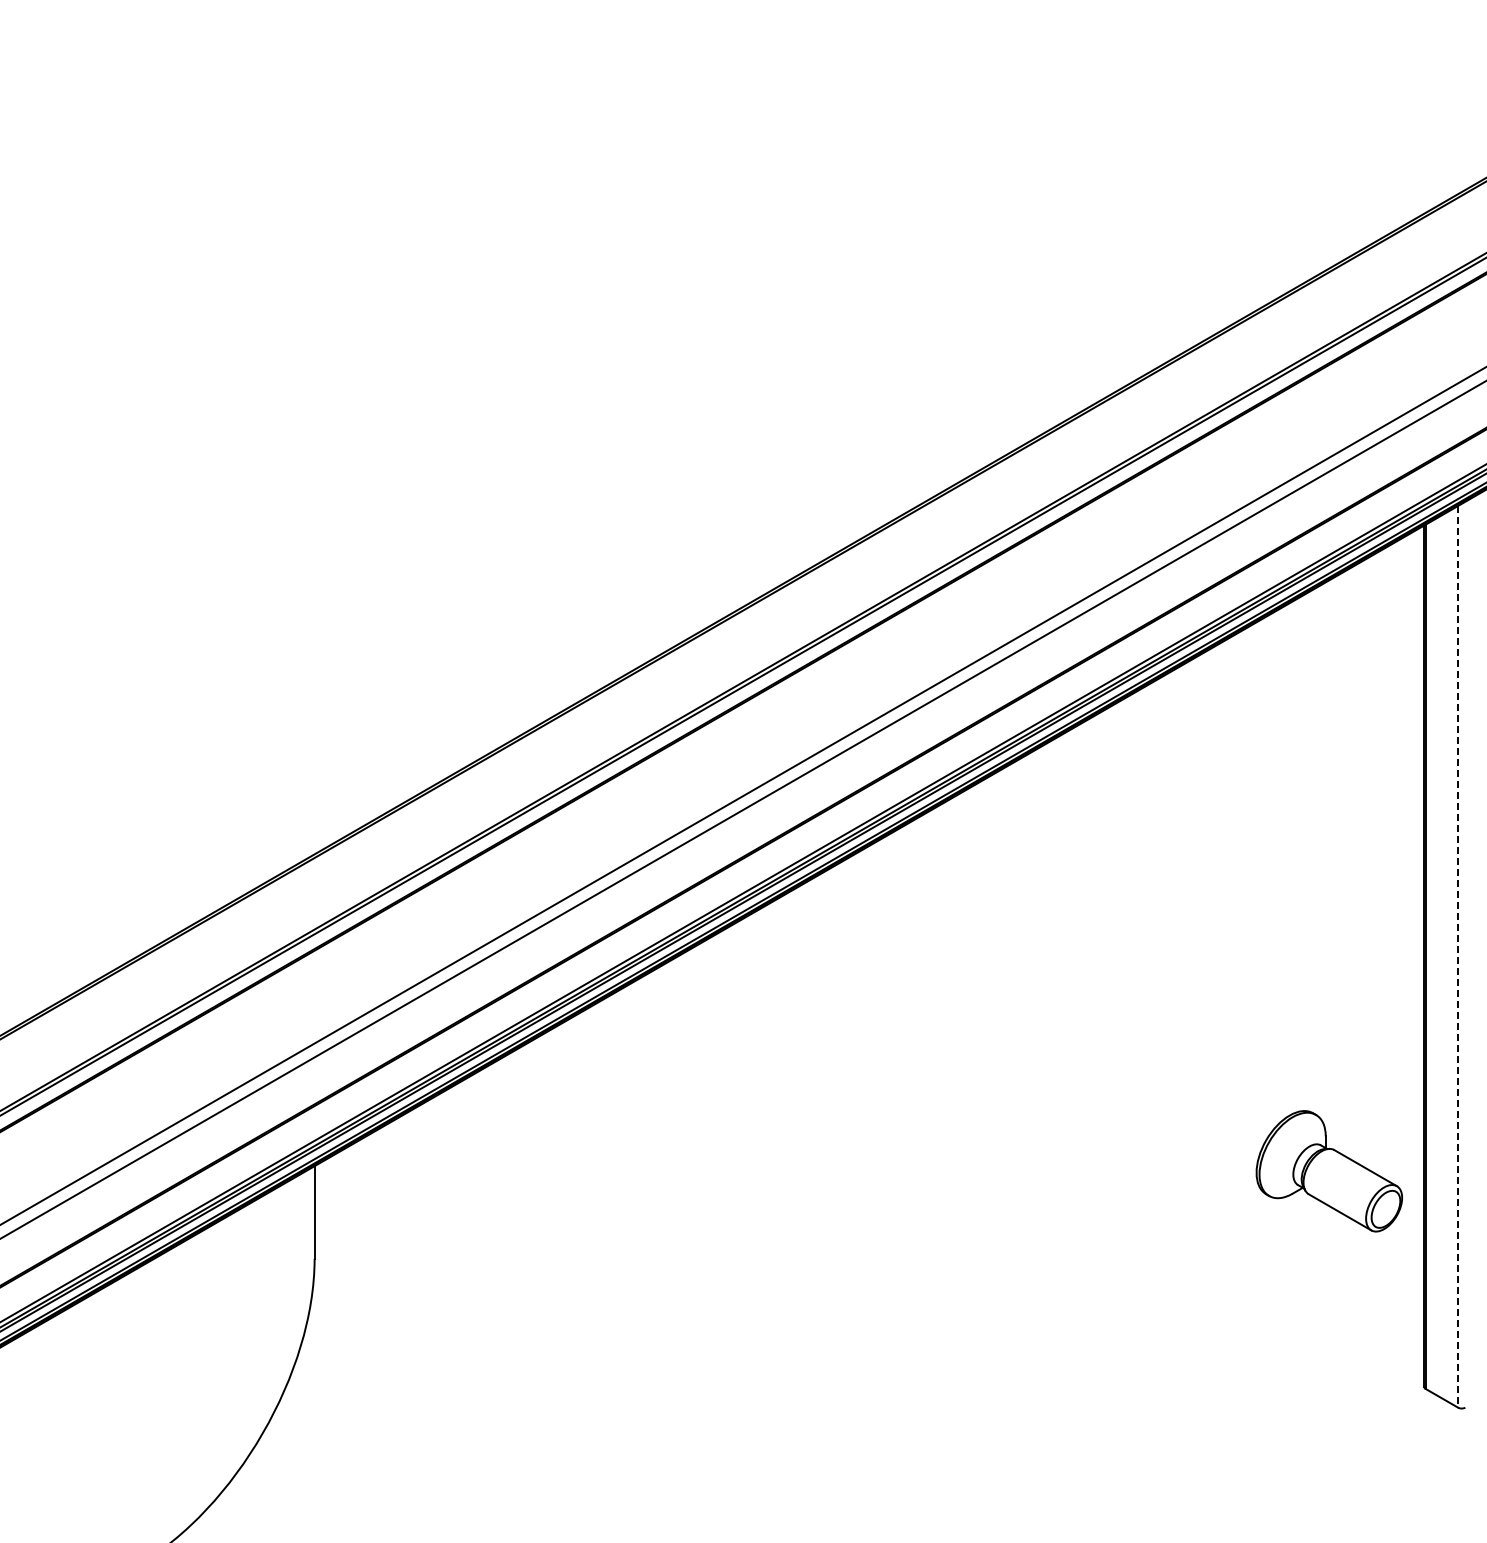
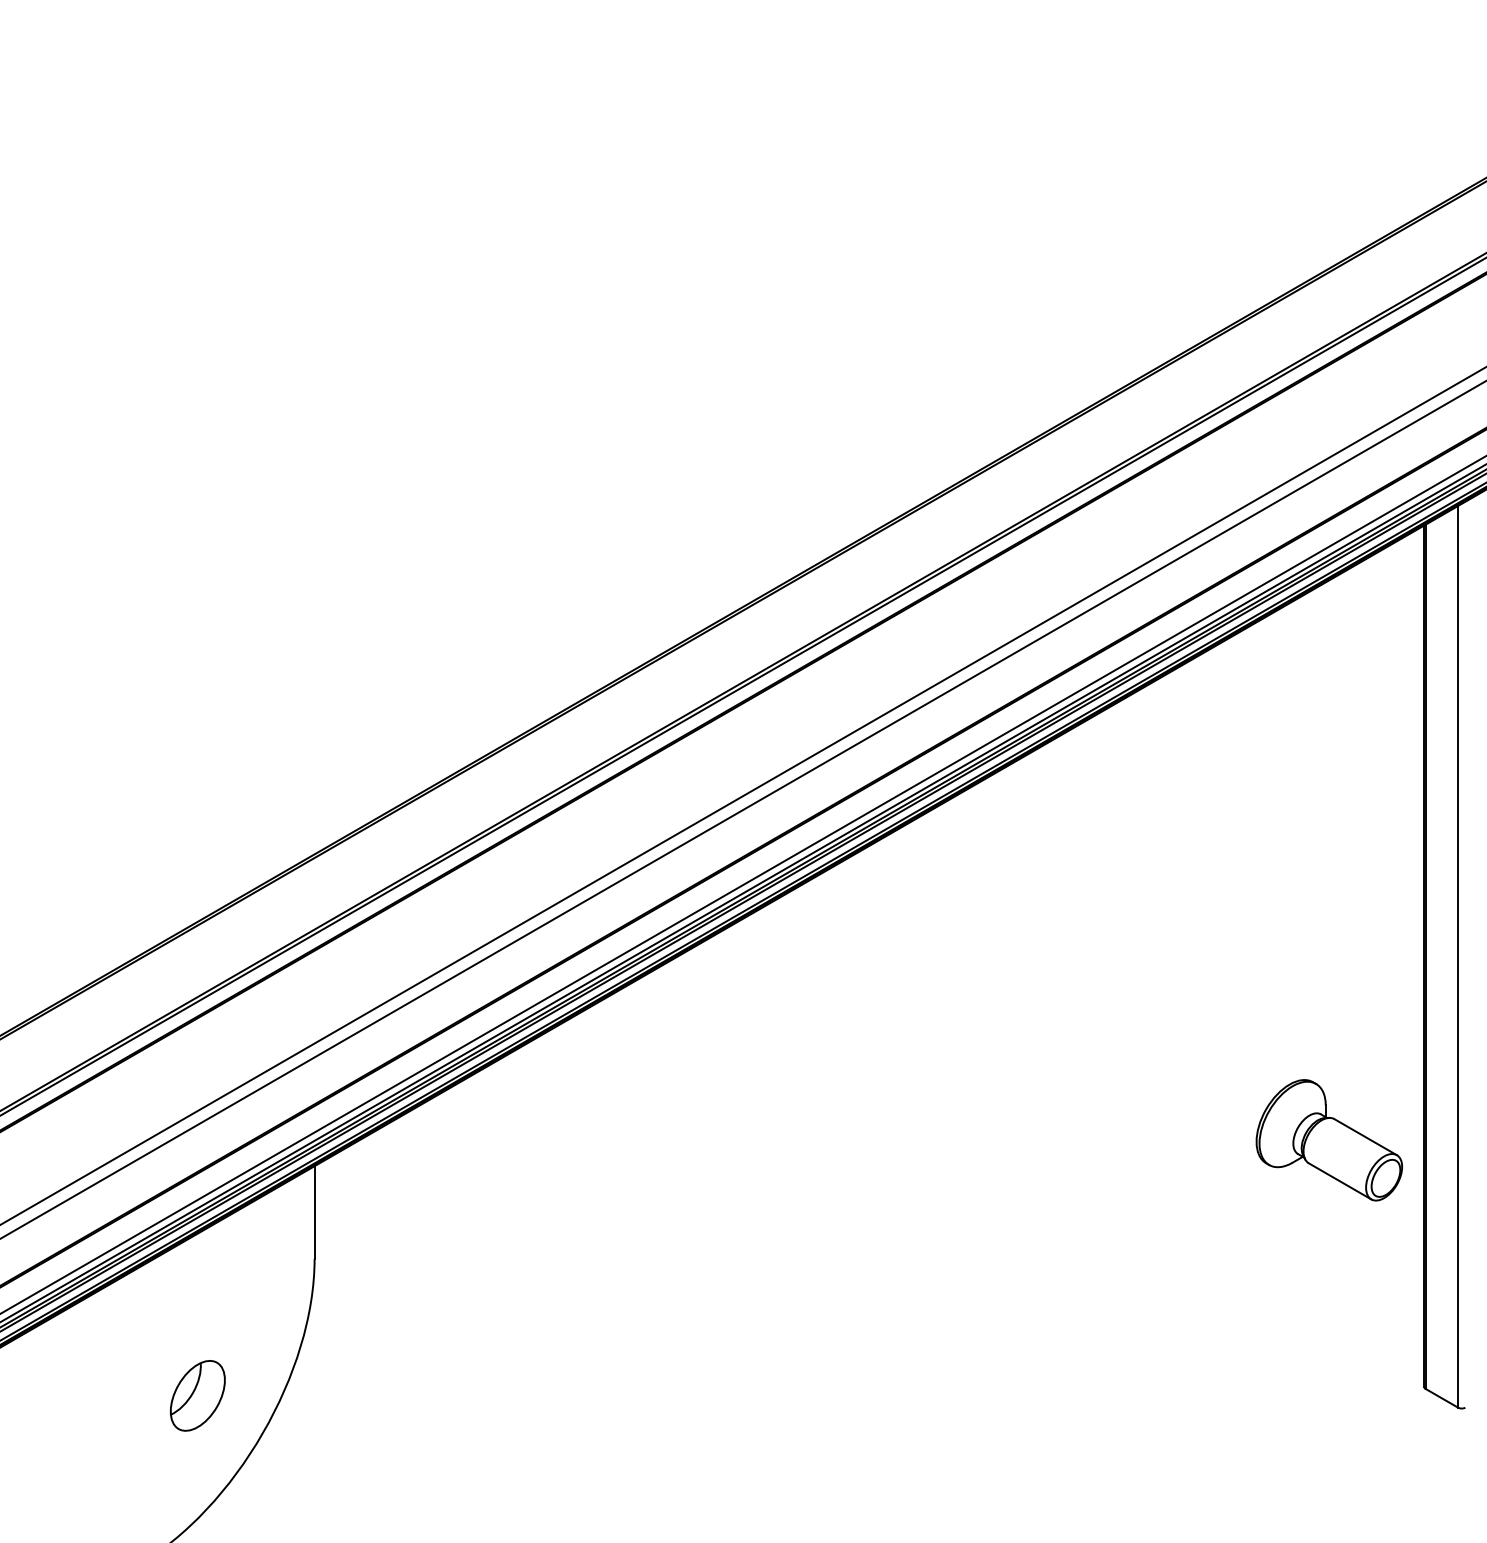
line: none -> present (742, 884)
line: dashed -> solid (1458, 956)
part position: (1328, 1171) -> (1328, 1140) (1328, 1140)
part: none -> present (197, 1395)
